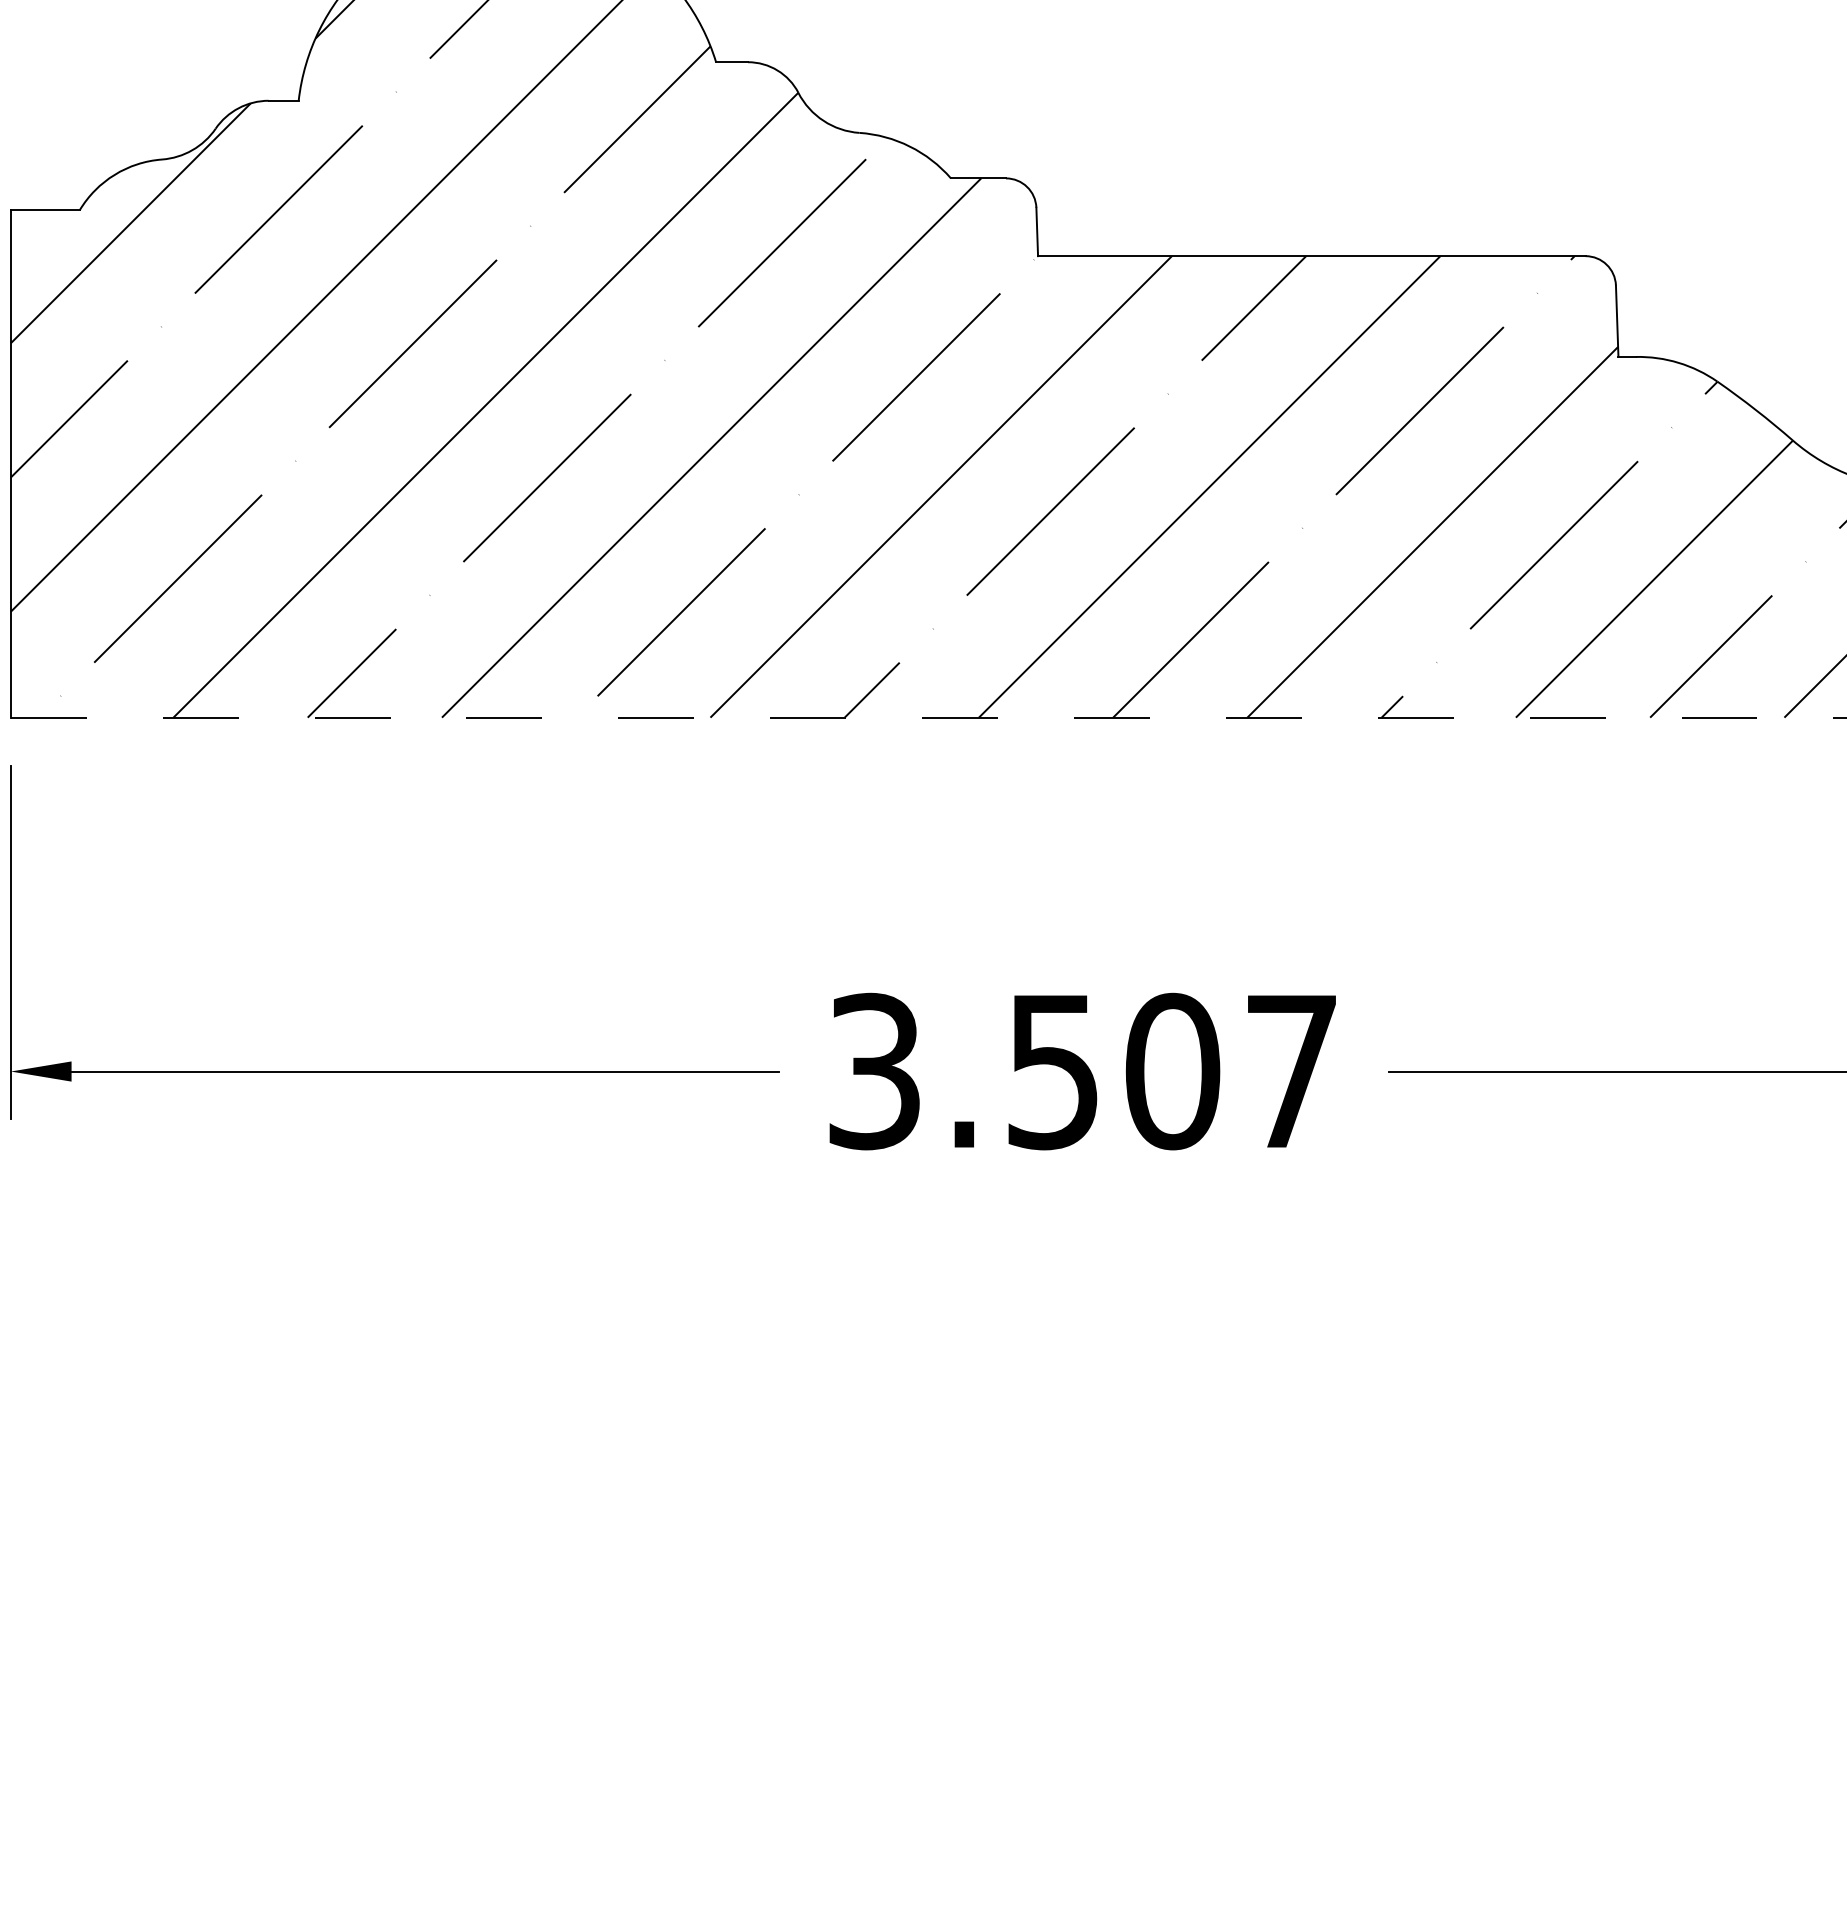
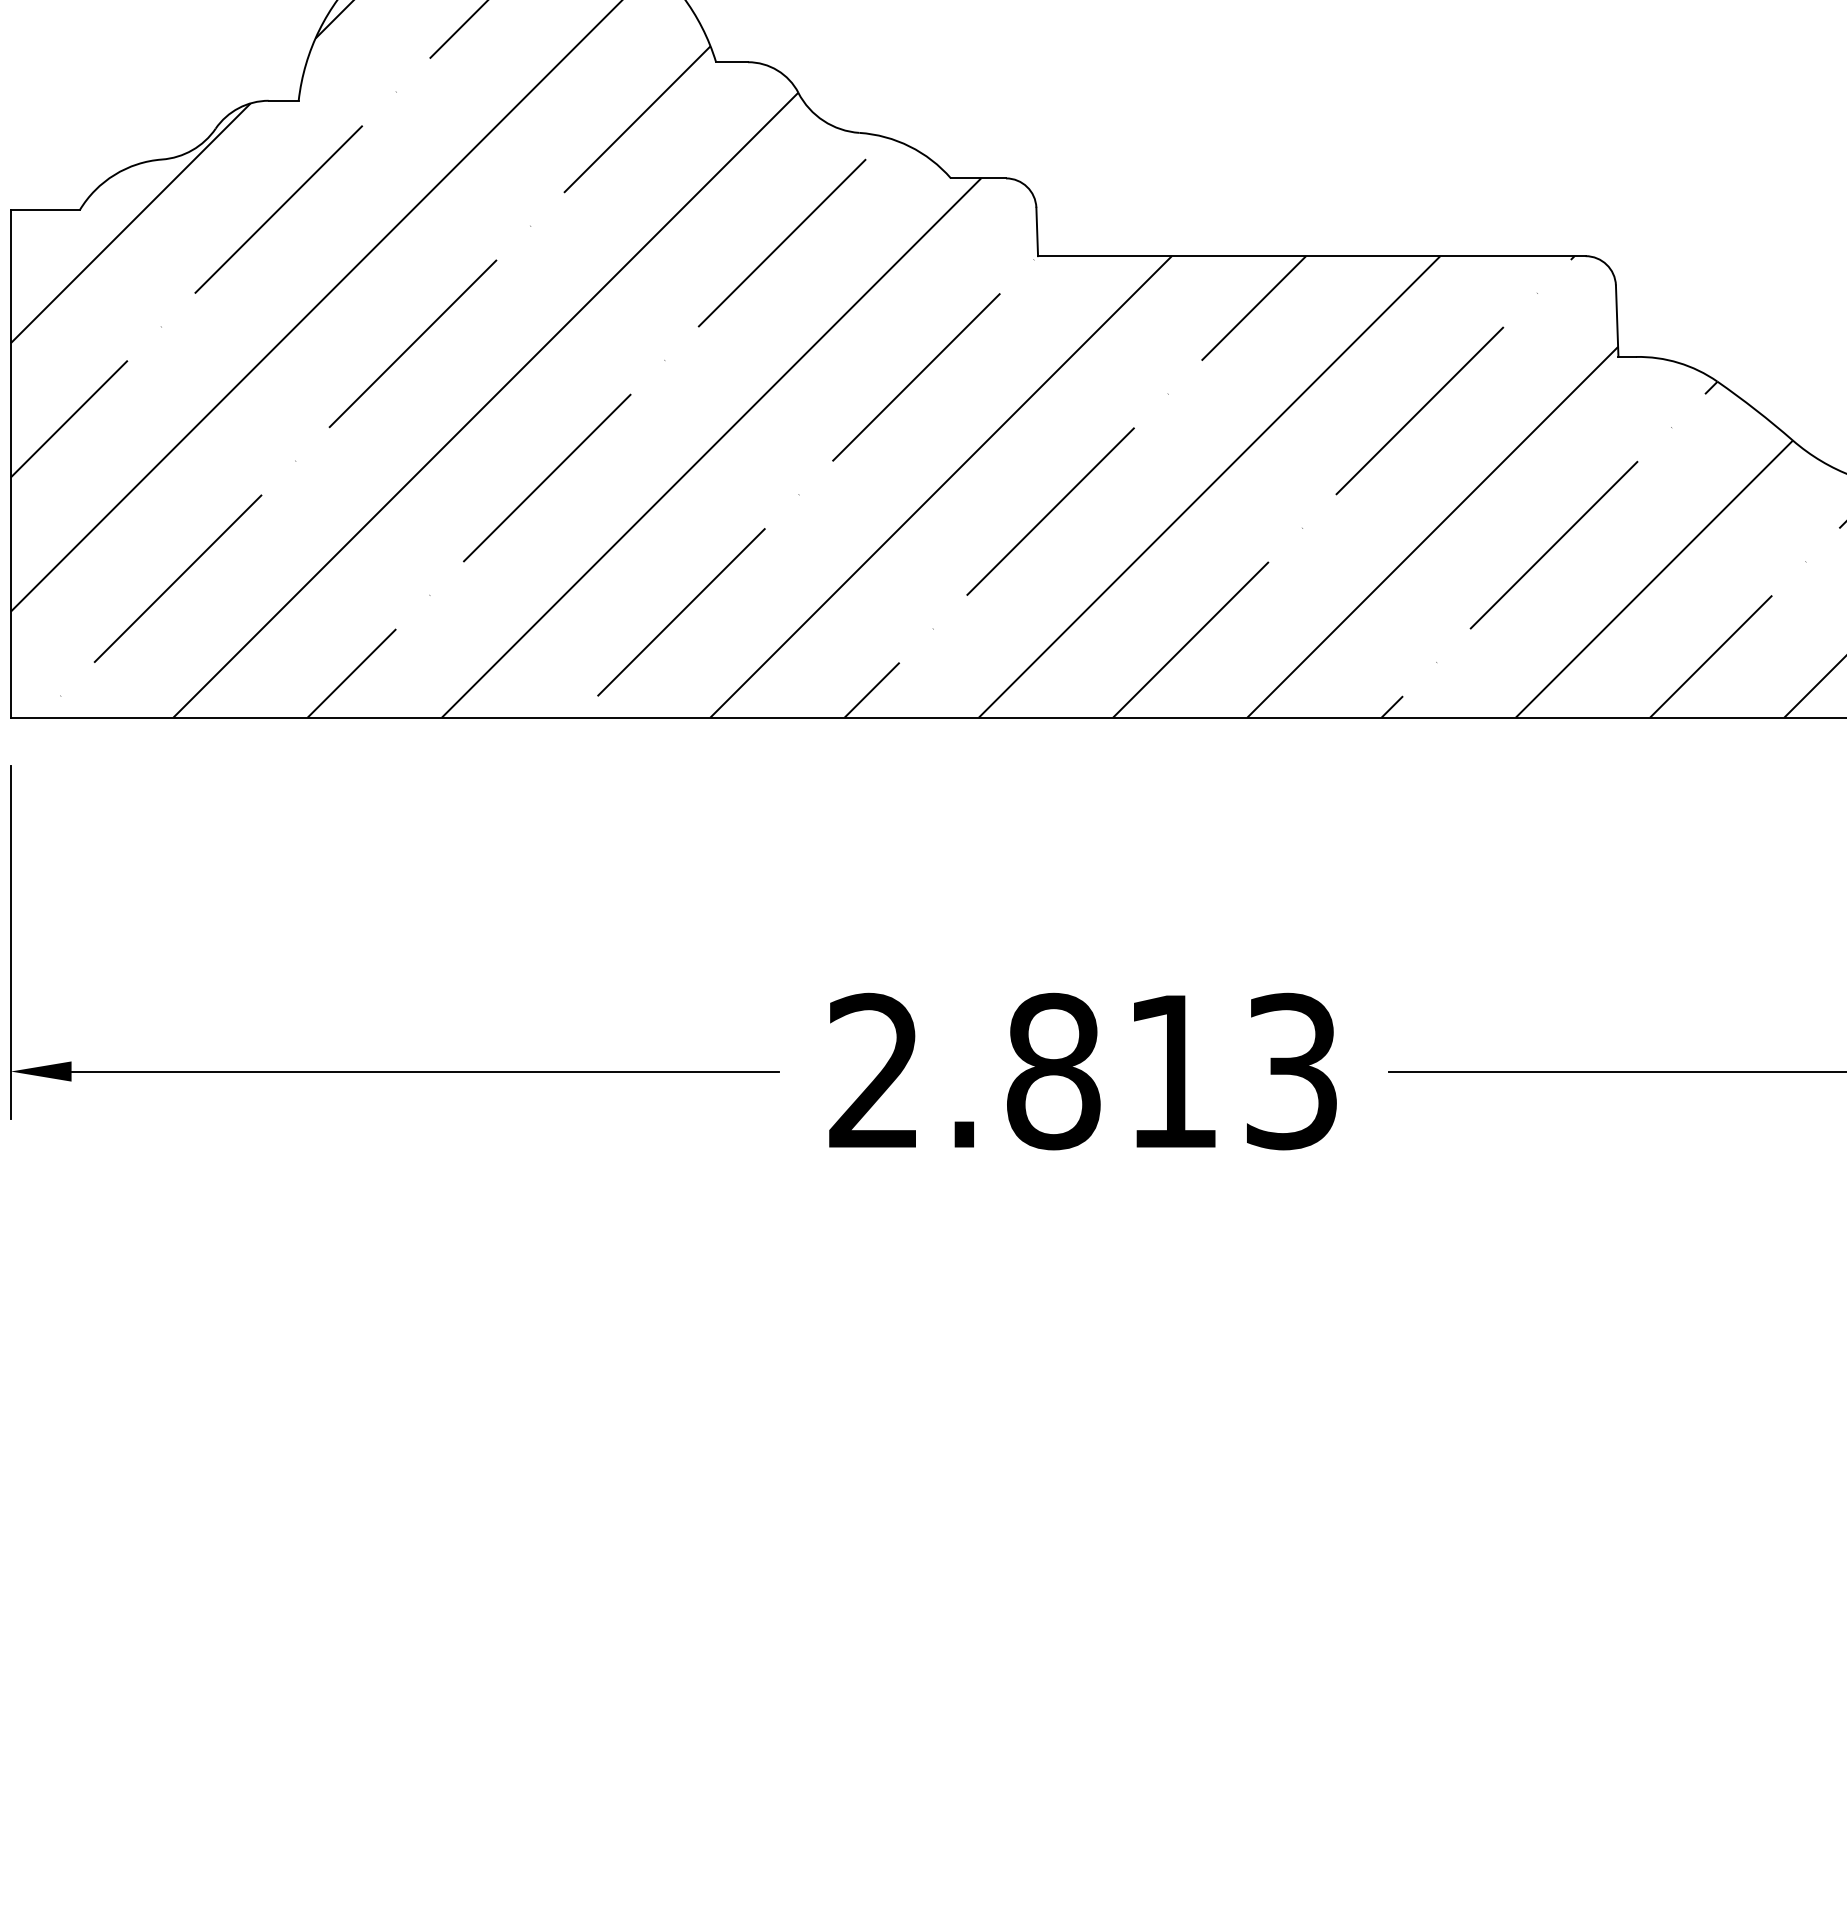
line: dashed -> solid (928, 717)
text: 3.507 -> 2.813 (1082, 1071)
